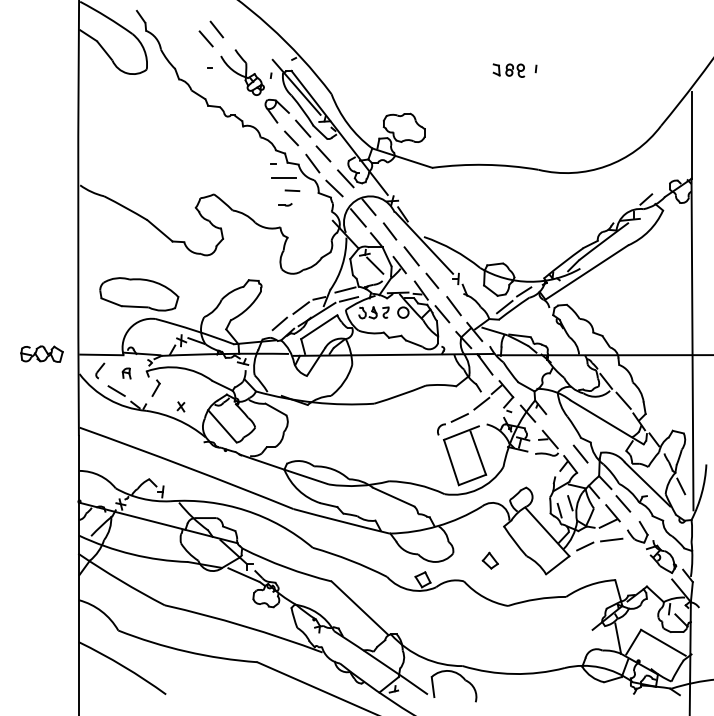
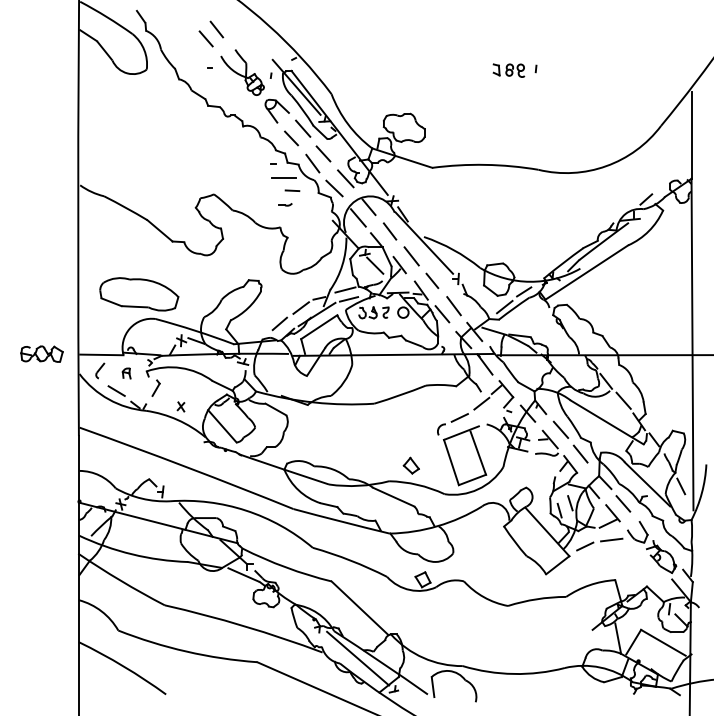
line: none -> present (560, 429)
part position: (489, 560) -> (410, 465) (410, 465)
line: none -> present (358, 658)
